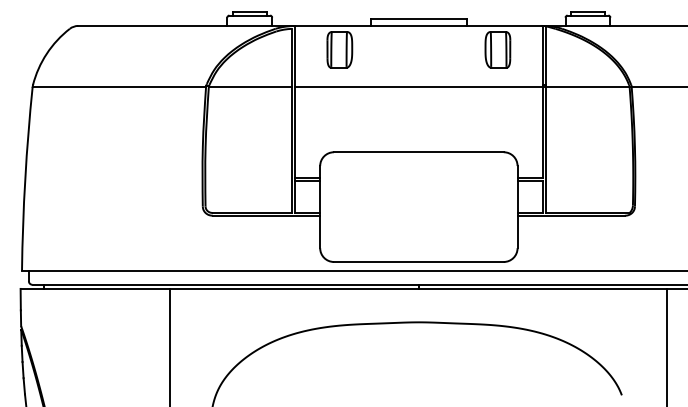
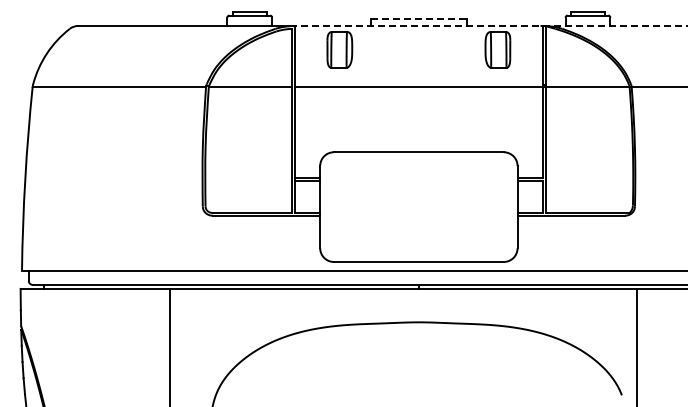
line: solid -> dashed (419, 19)
line: solid -> dashed (490, 25)
line position: (667, 345) -> (637, 345) (637, 345)
